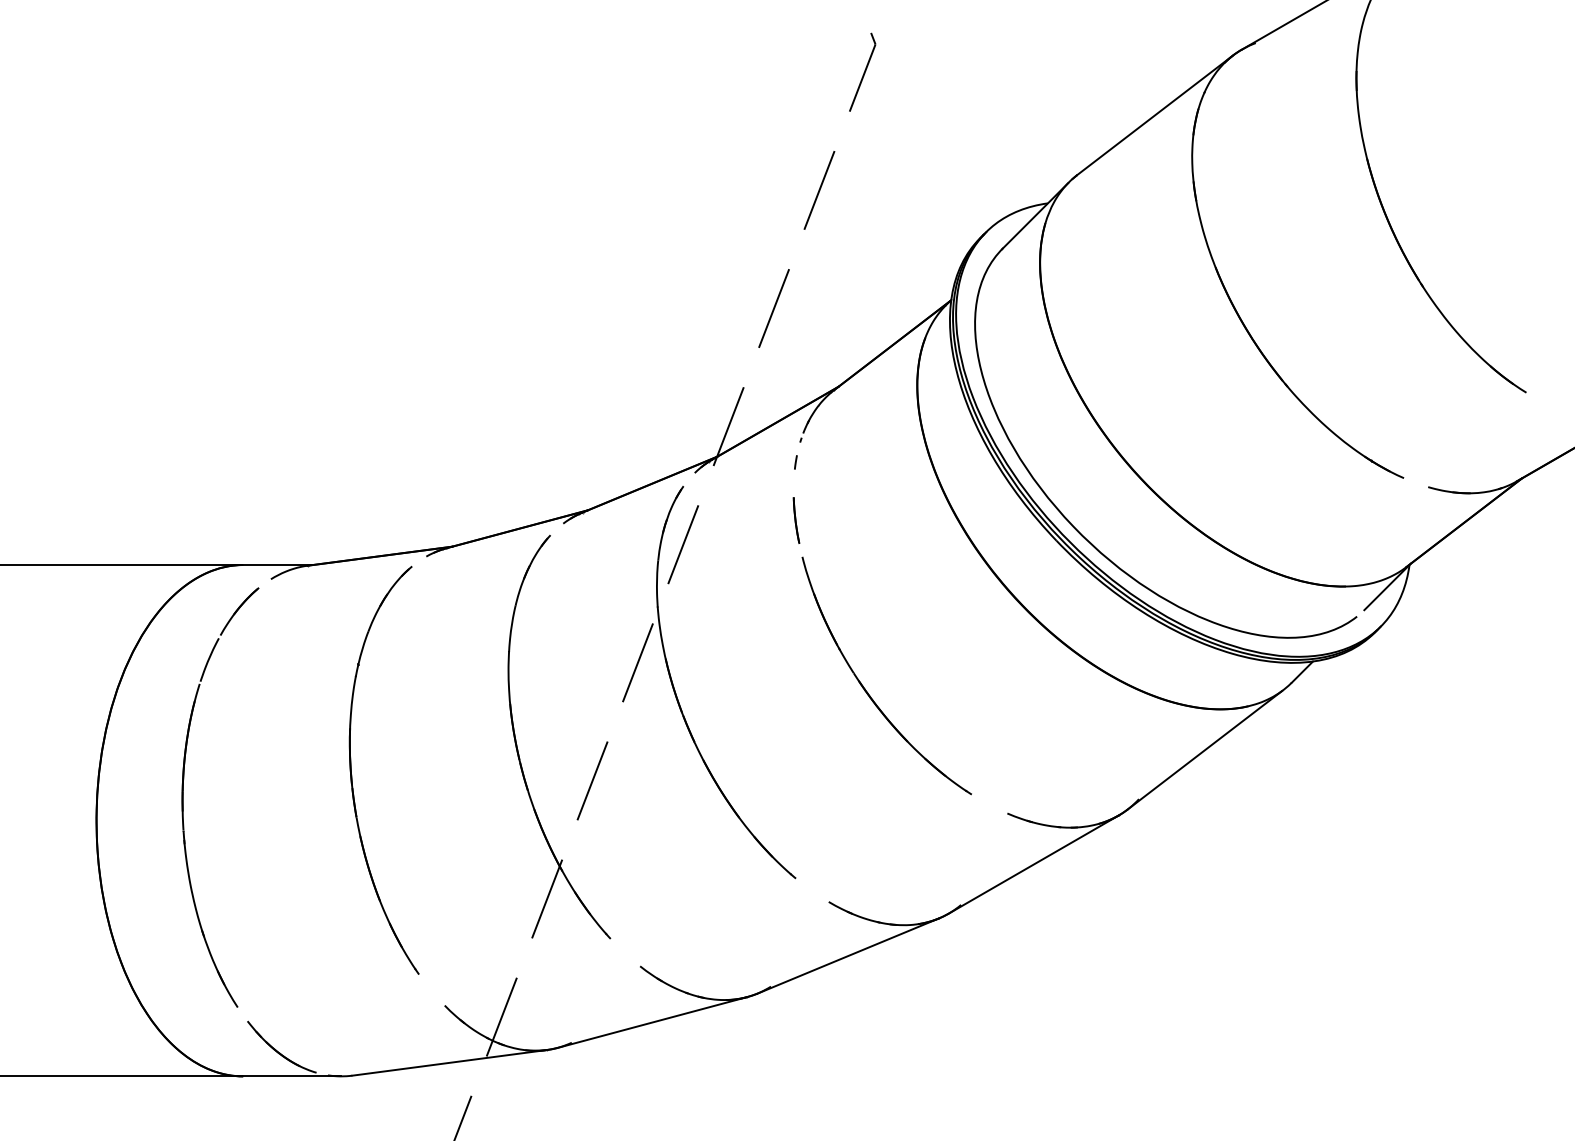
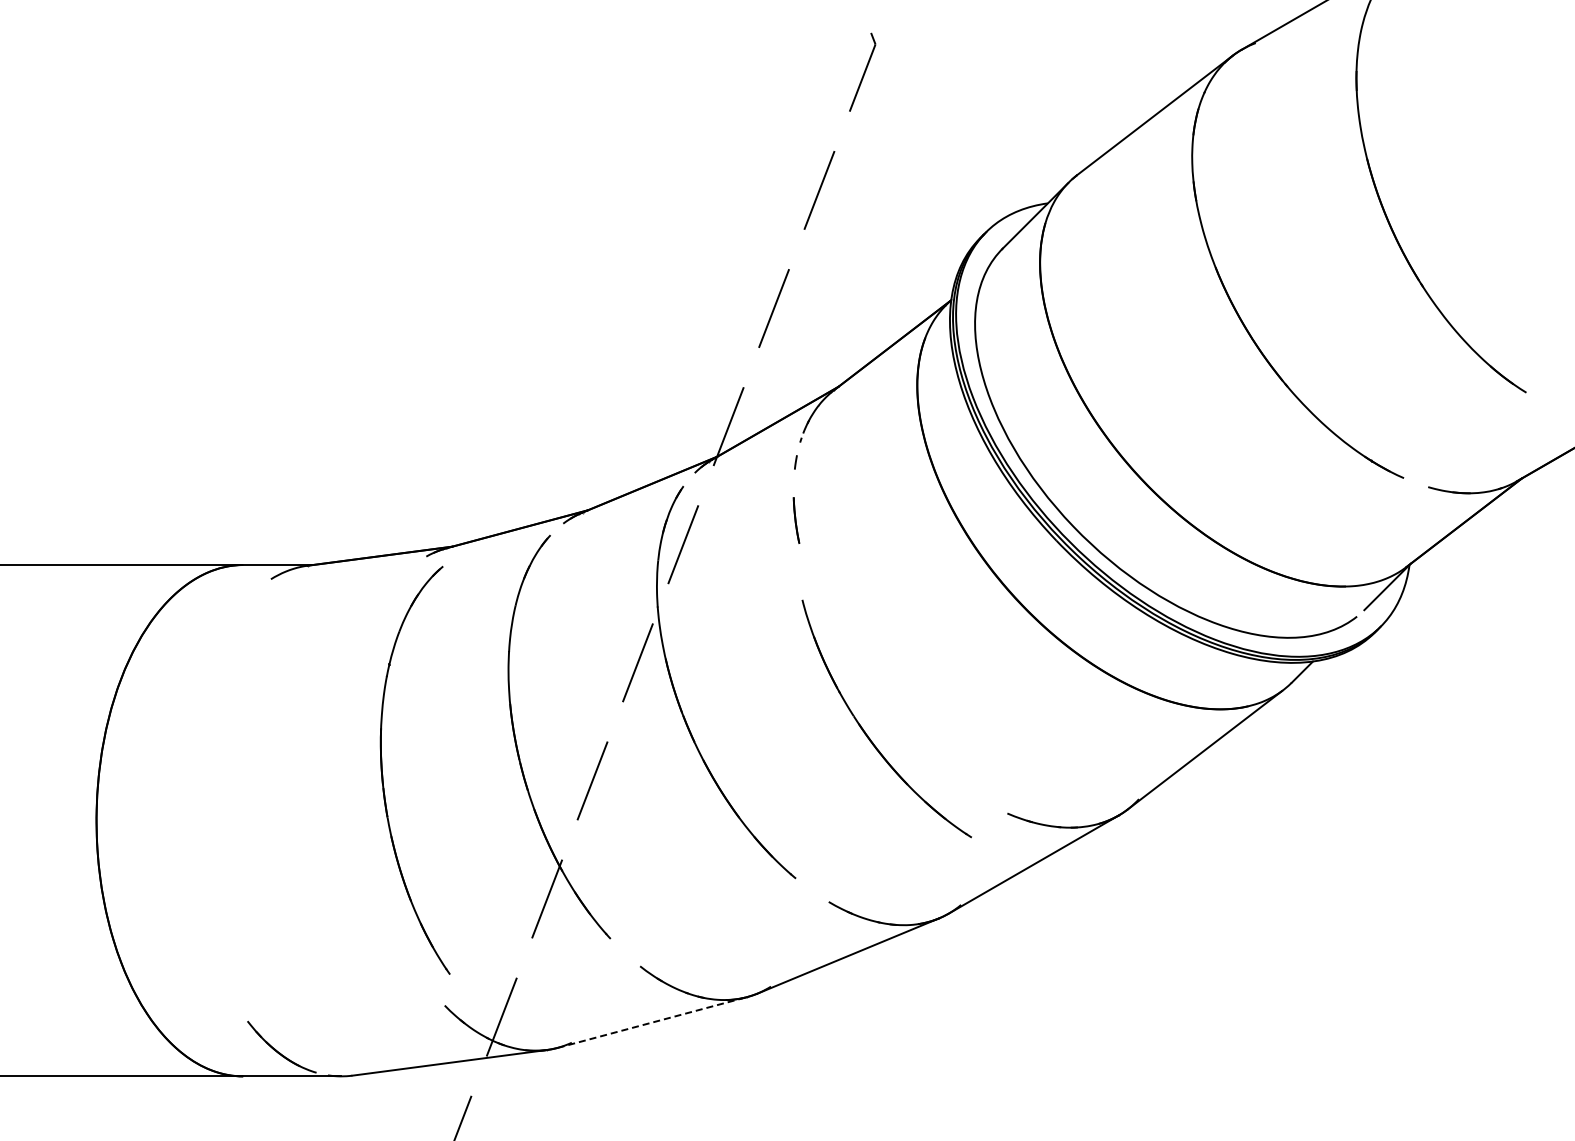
part position: (865, 688) -> (865, 731) (865, 731)
part position: (352, 775) -> (383, 775) (383, 775)
part: present -> none (183, 797)
line: solid -> dashed (652, 1022)
